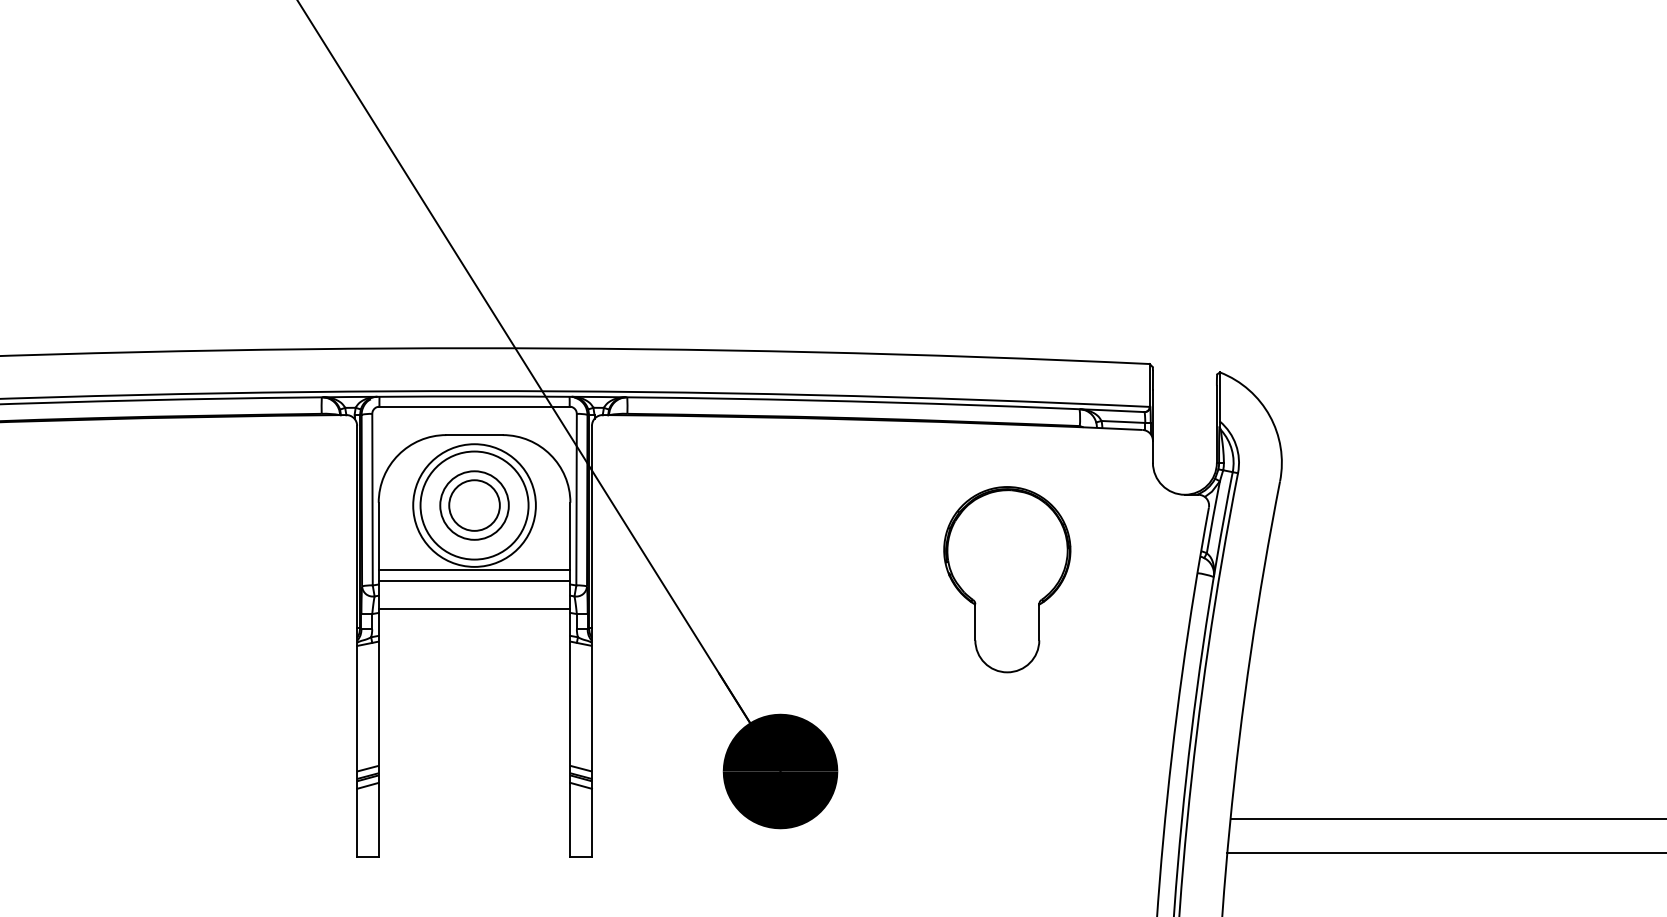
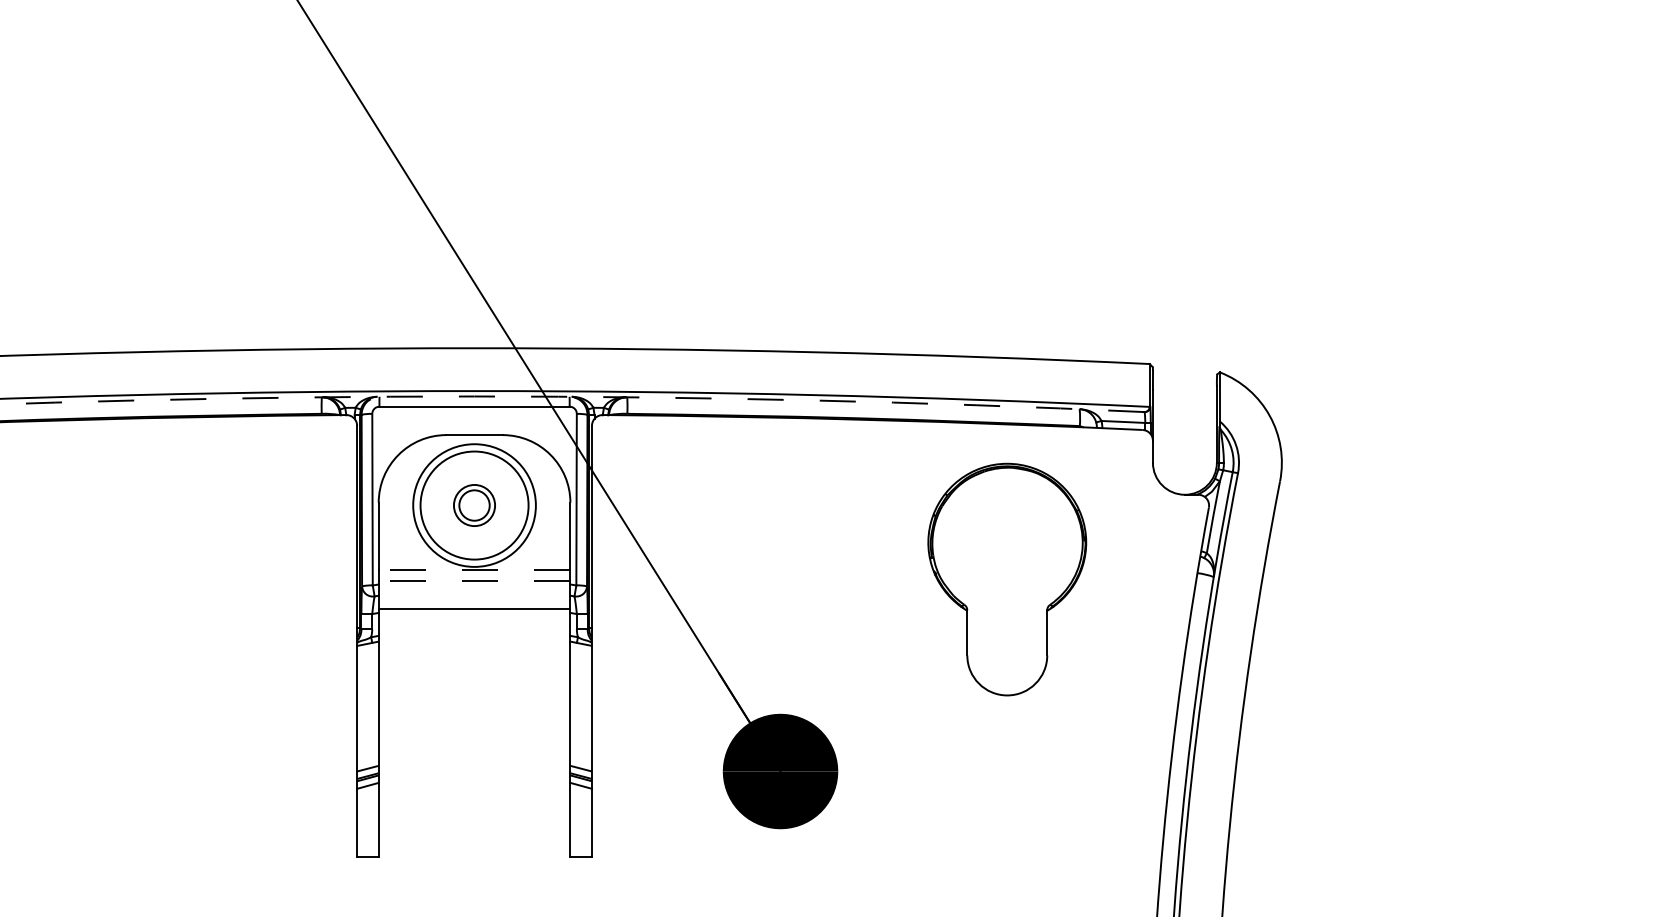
arc: solid -> dashed (572, 397)
part size: 71x71 px -> 43x43 px (474, 505)
line: solid -> dashed (474, 570)
part size: 129x188 px -> 161x235 px (1007, 579)
line: solid -> dashed (474, 581)
line: present -> none (1446, 819)
line: present -> none (1445, 853)
